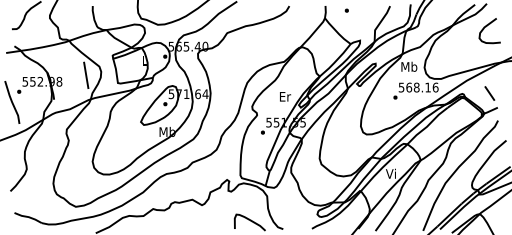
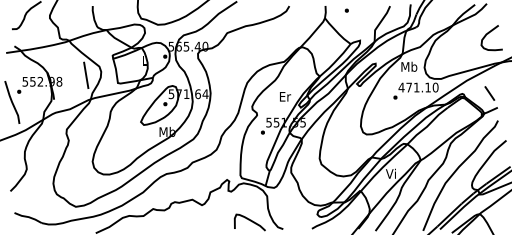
curve position: (486, 27) -> (488, 34) (488, 34)
text: 568.16 -> 471.10 (418, 87)
